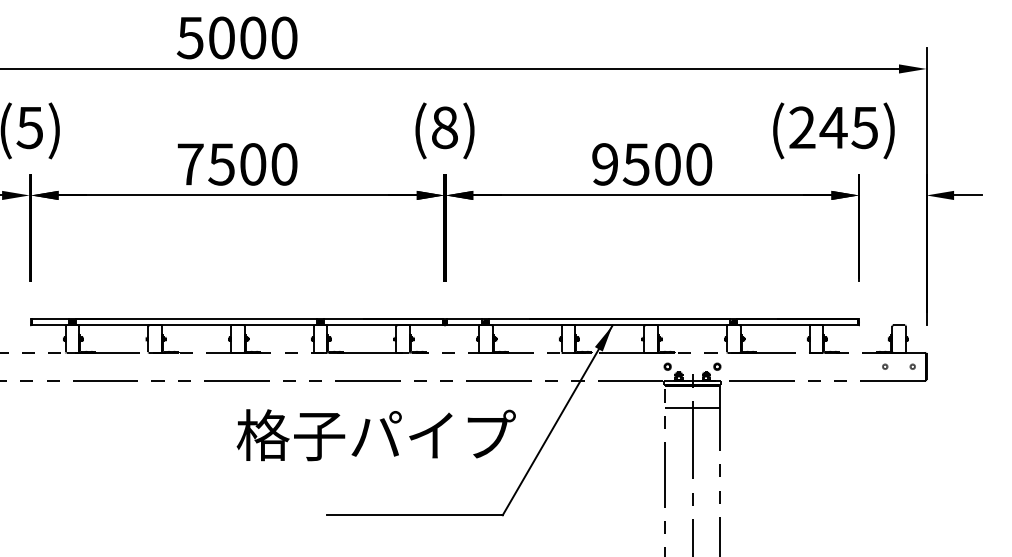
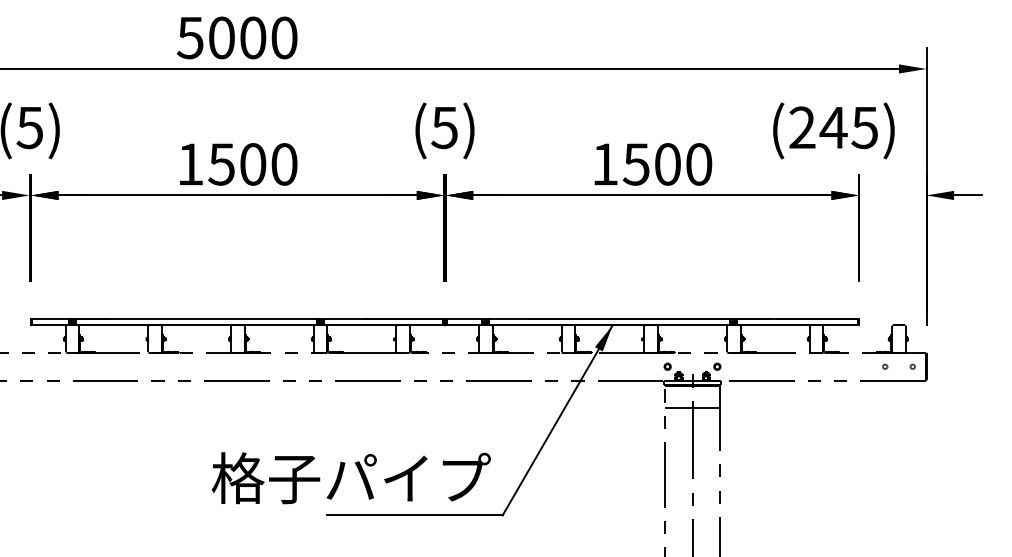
text: (8) -> (5) (444, 127)
text: 7500 -> 1500 (190, 164)
text: 9500 -> 1500 (604, 164)
text position: (375, 435) -> (350, 478) (350, 478)
